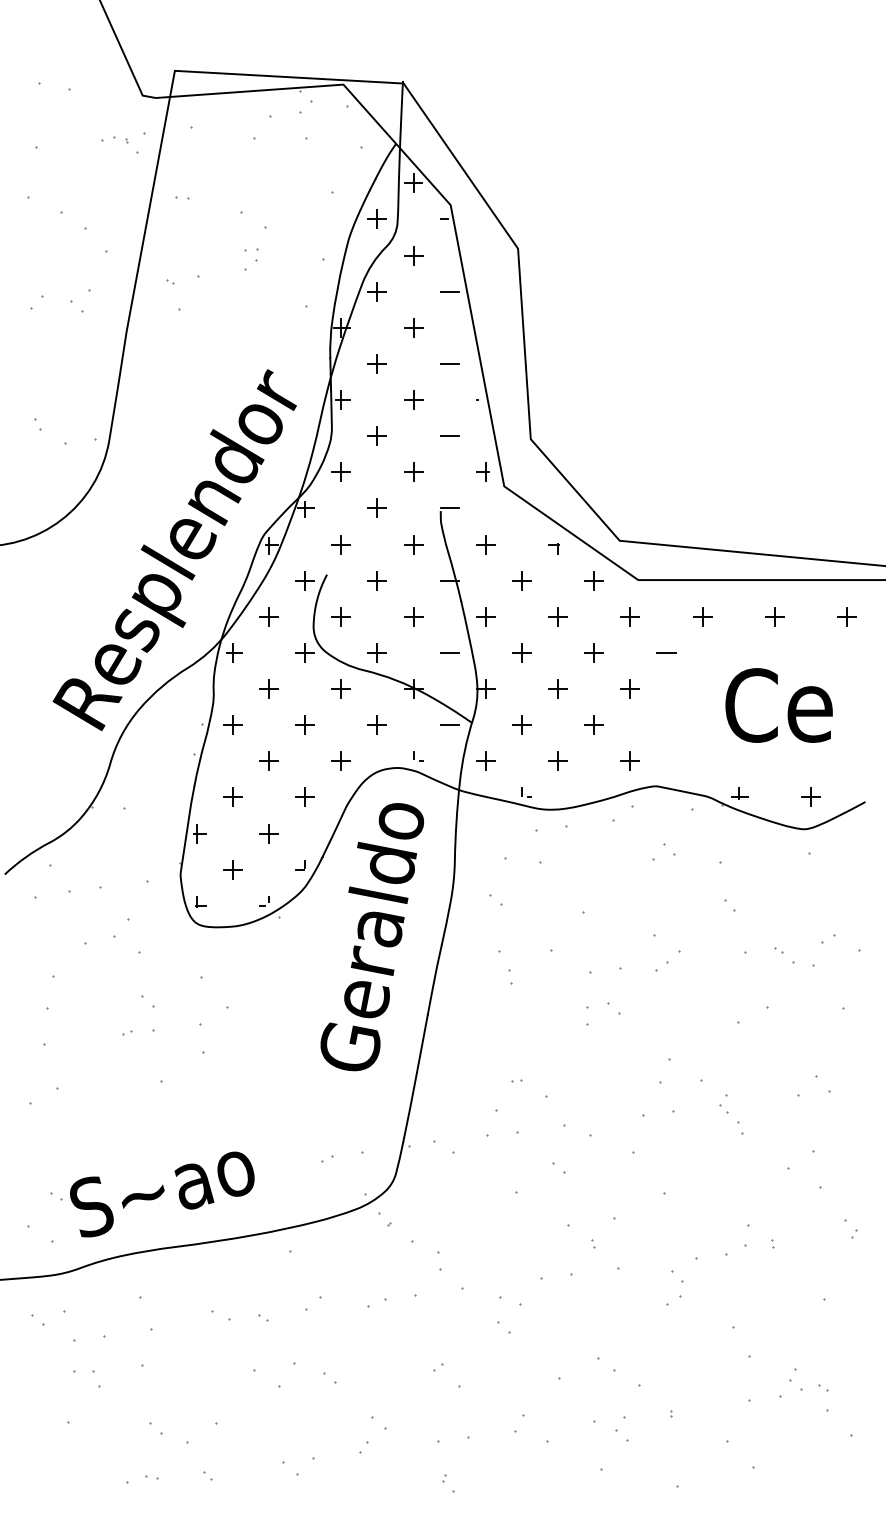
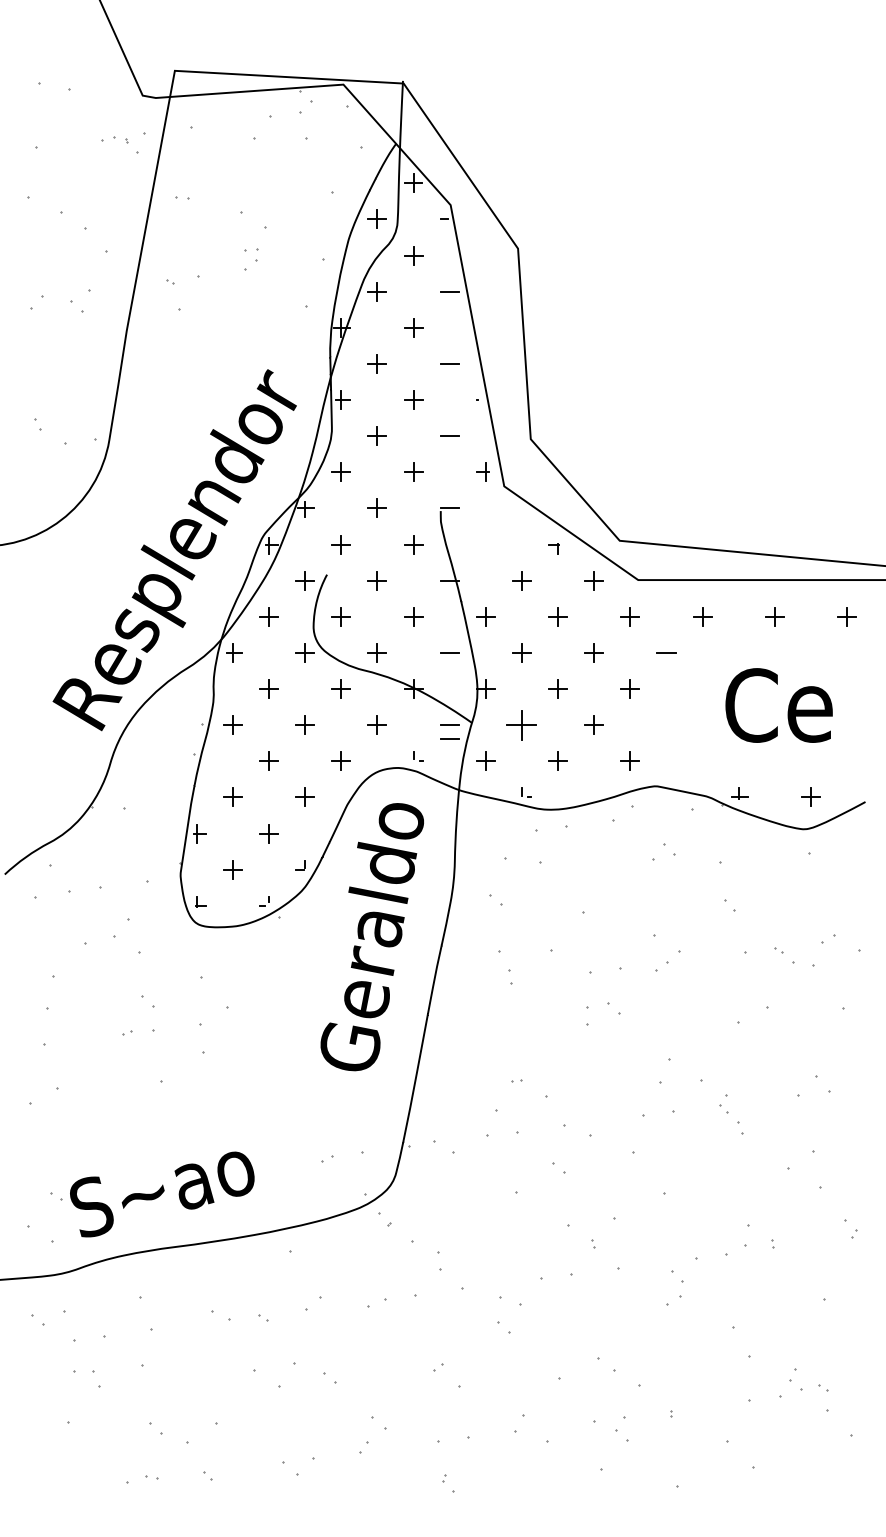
part: present -> none (485, 544)
part size: 20x20 px -> 31x31 px (521, 725)
line: none -> present (449, 738)
